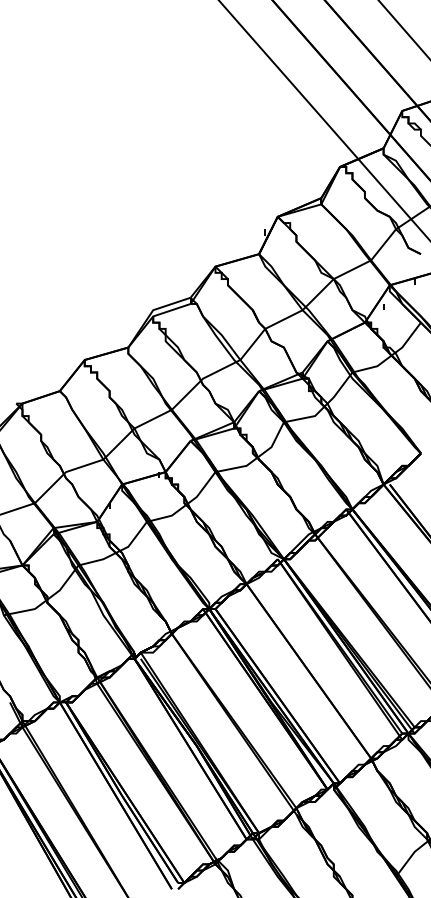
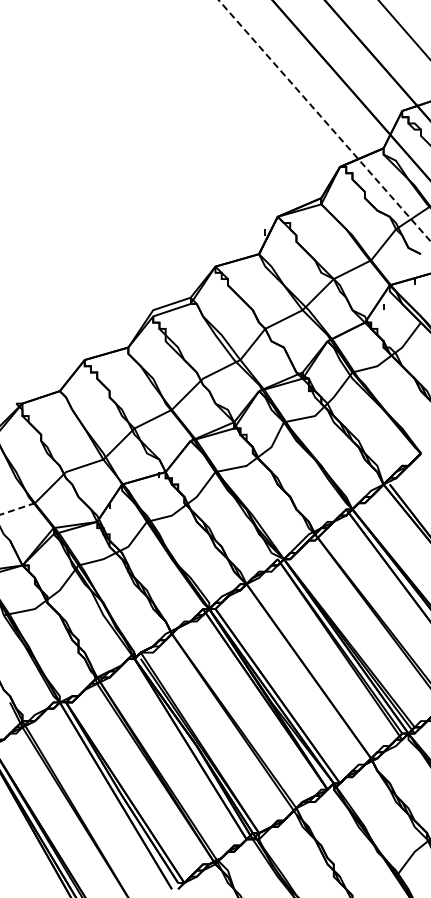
line: solid -> dashed (325, 121)
line: solid -> dashed (18, 508)
